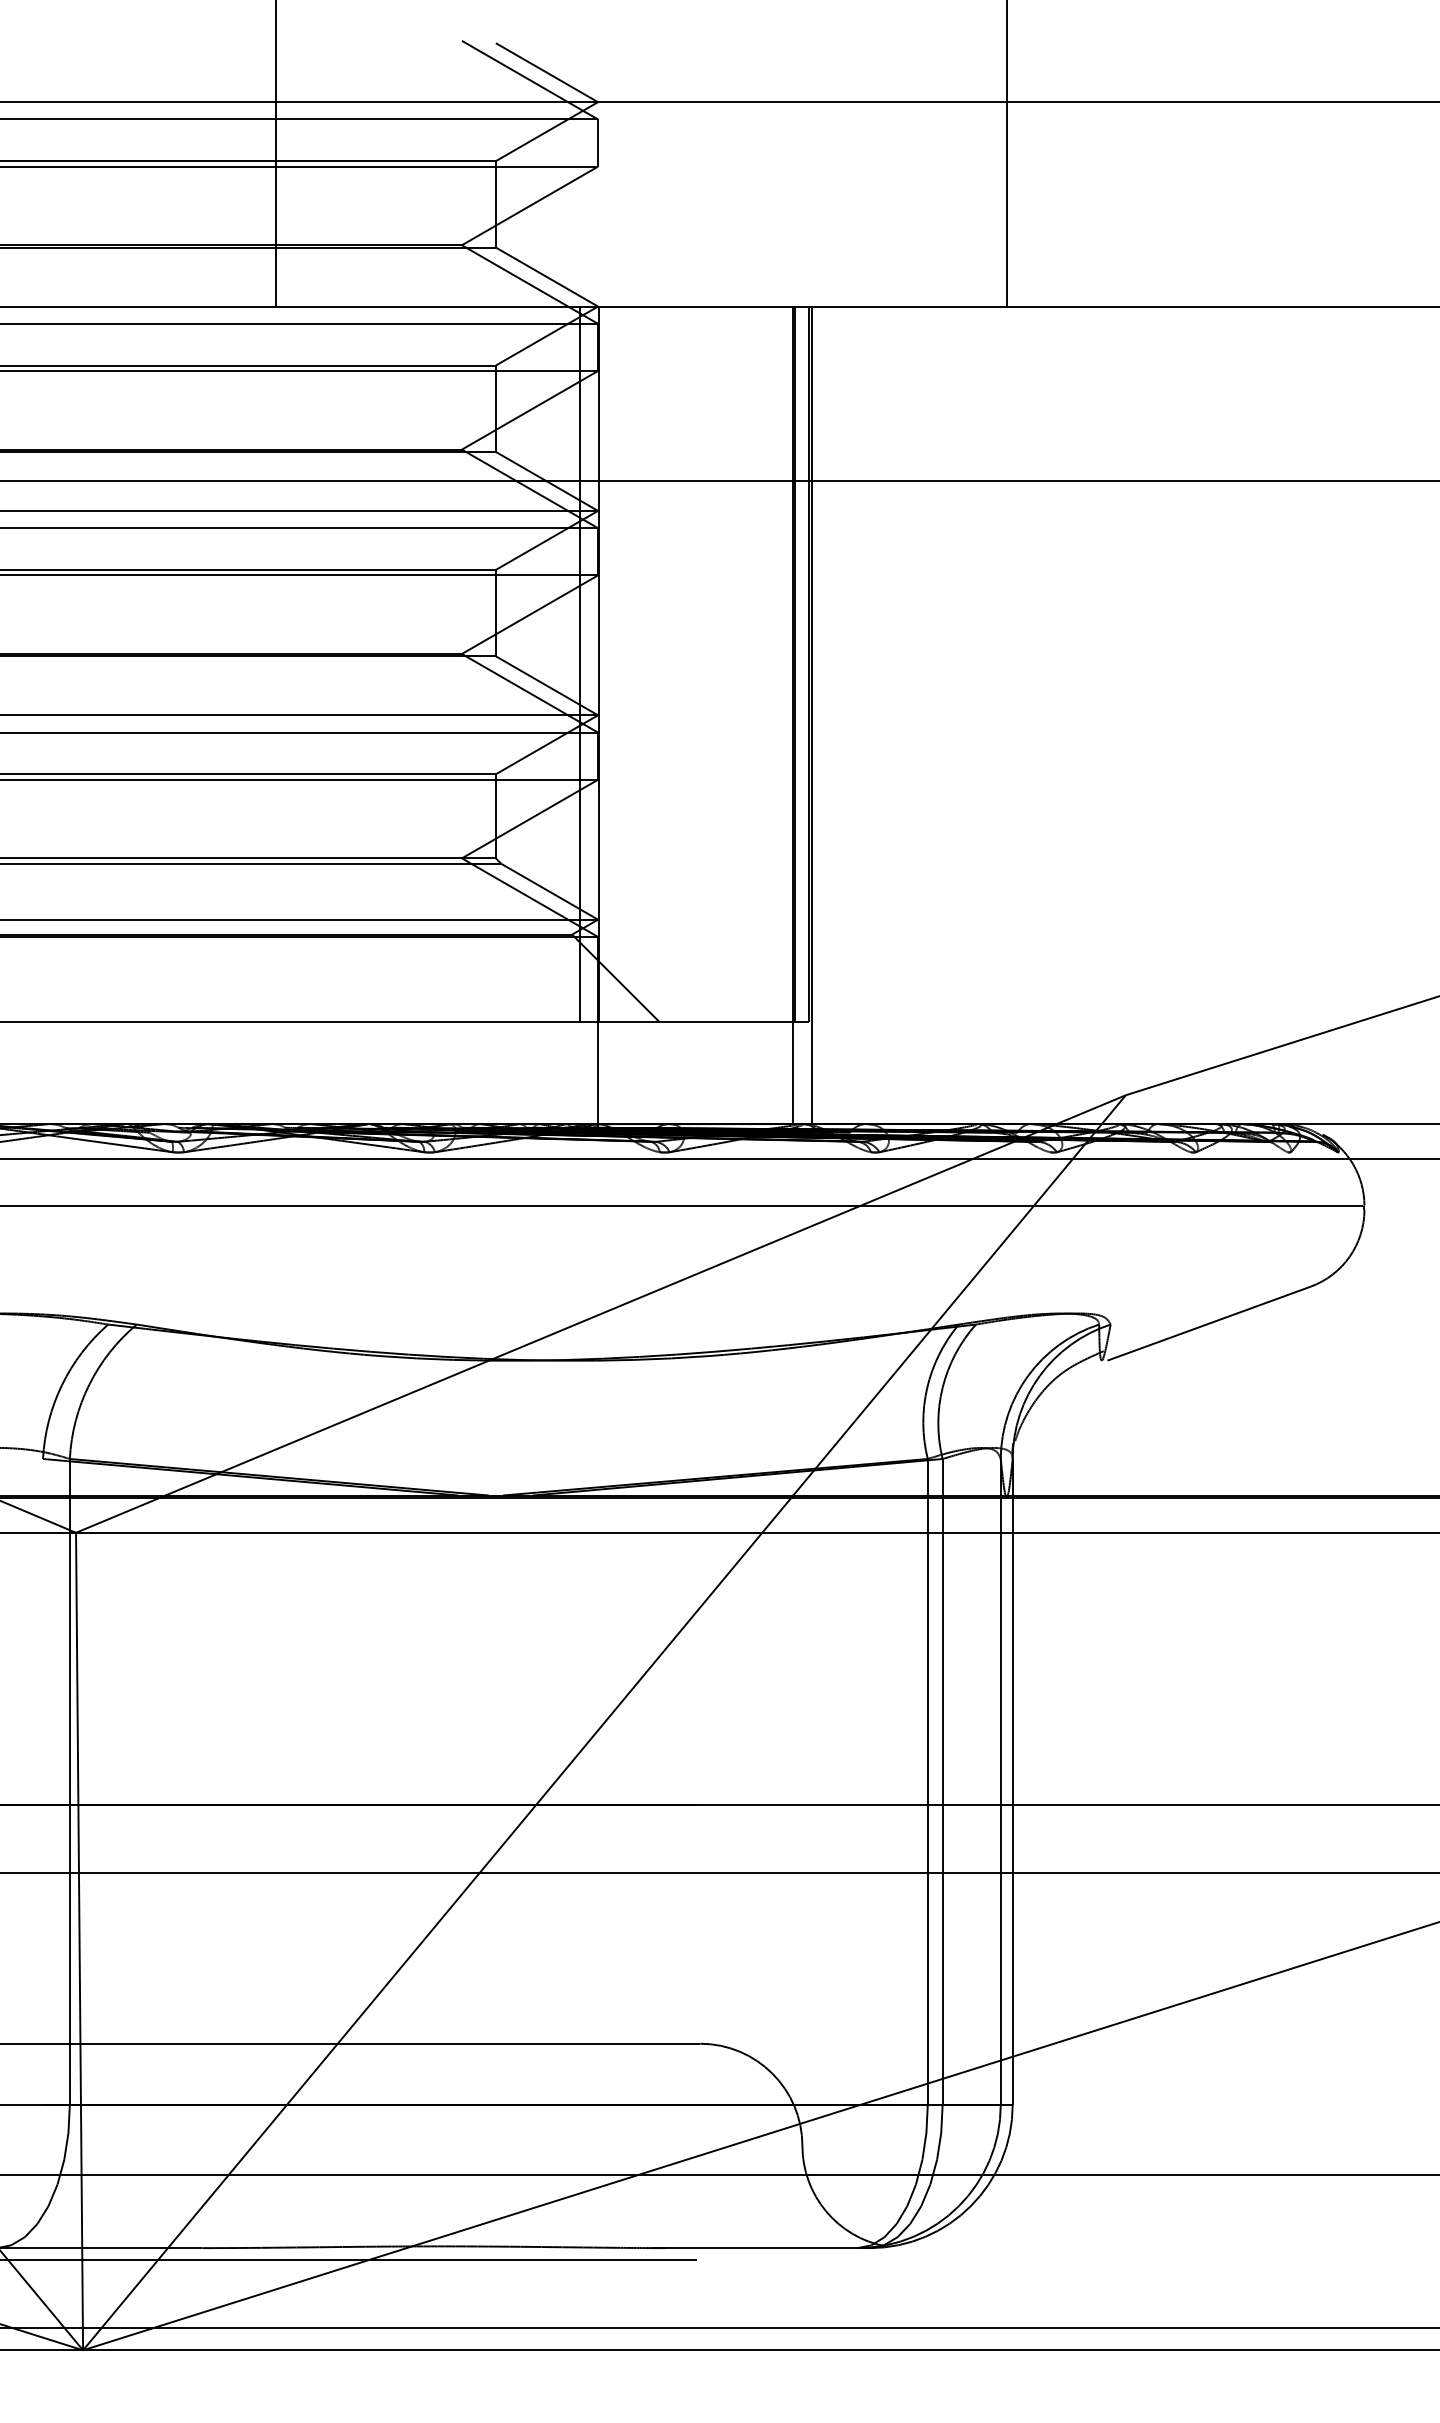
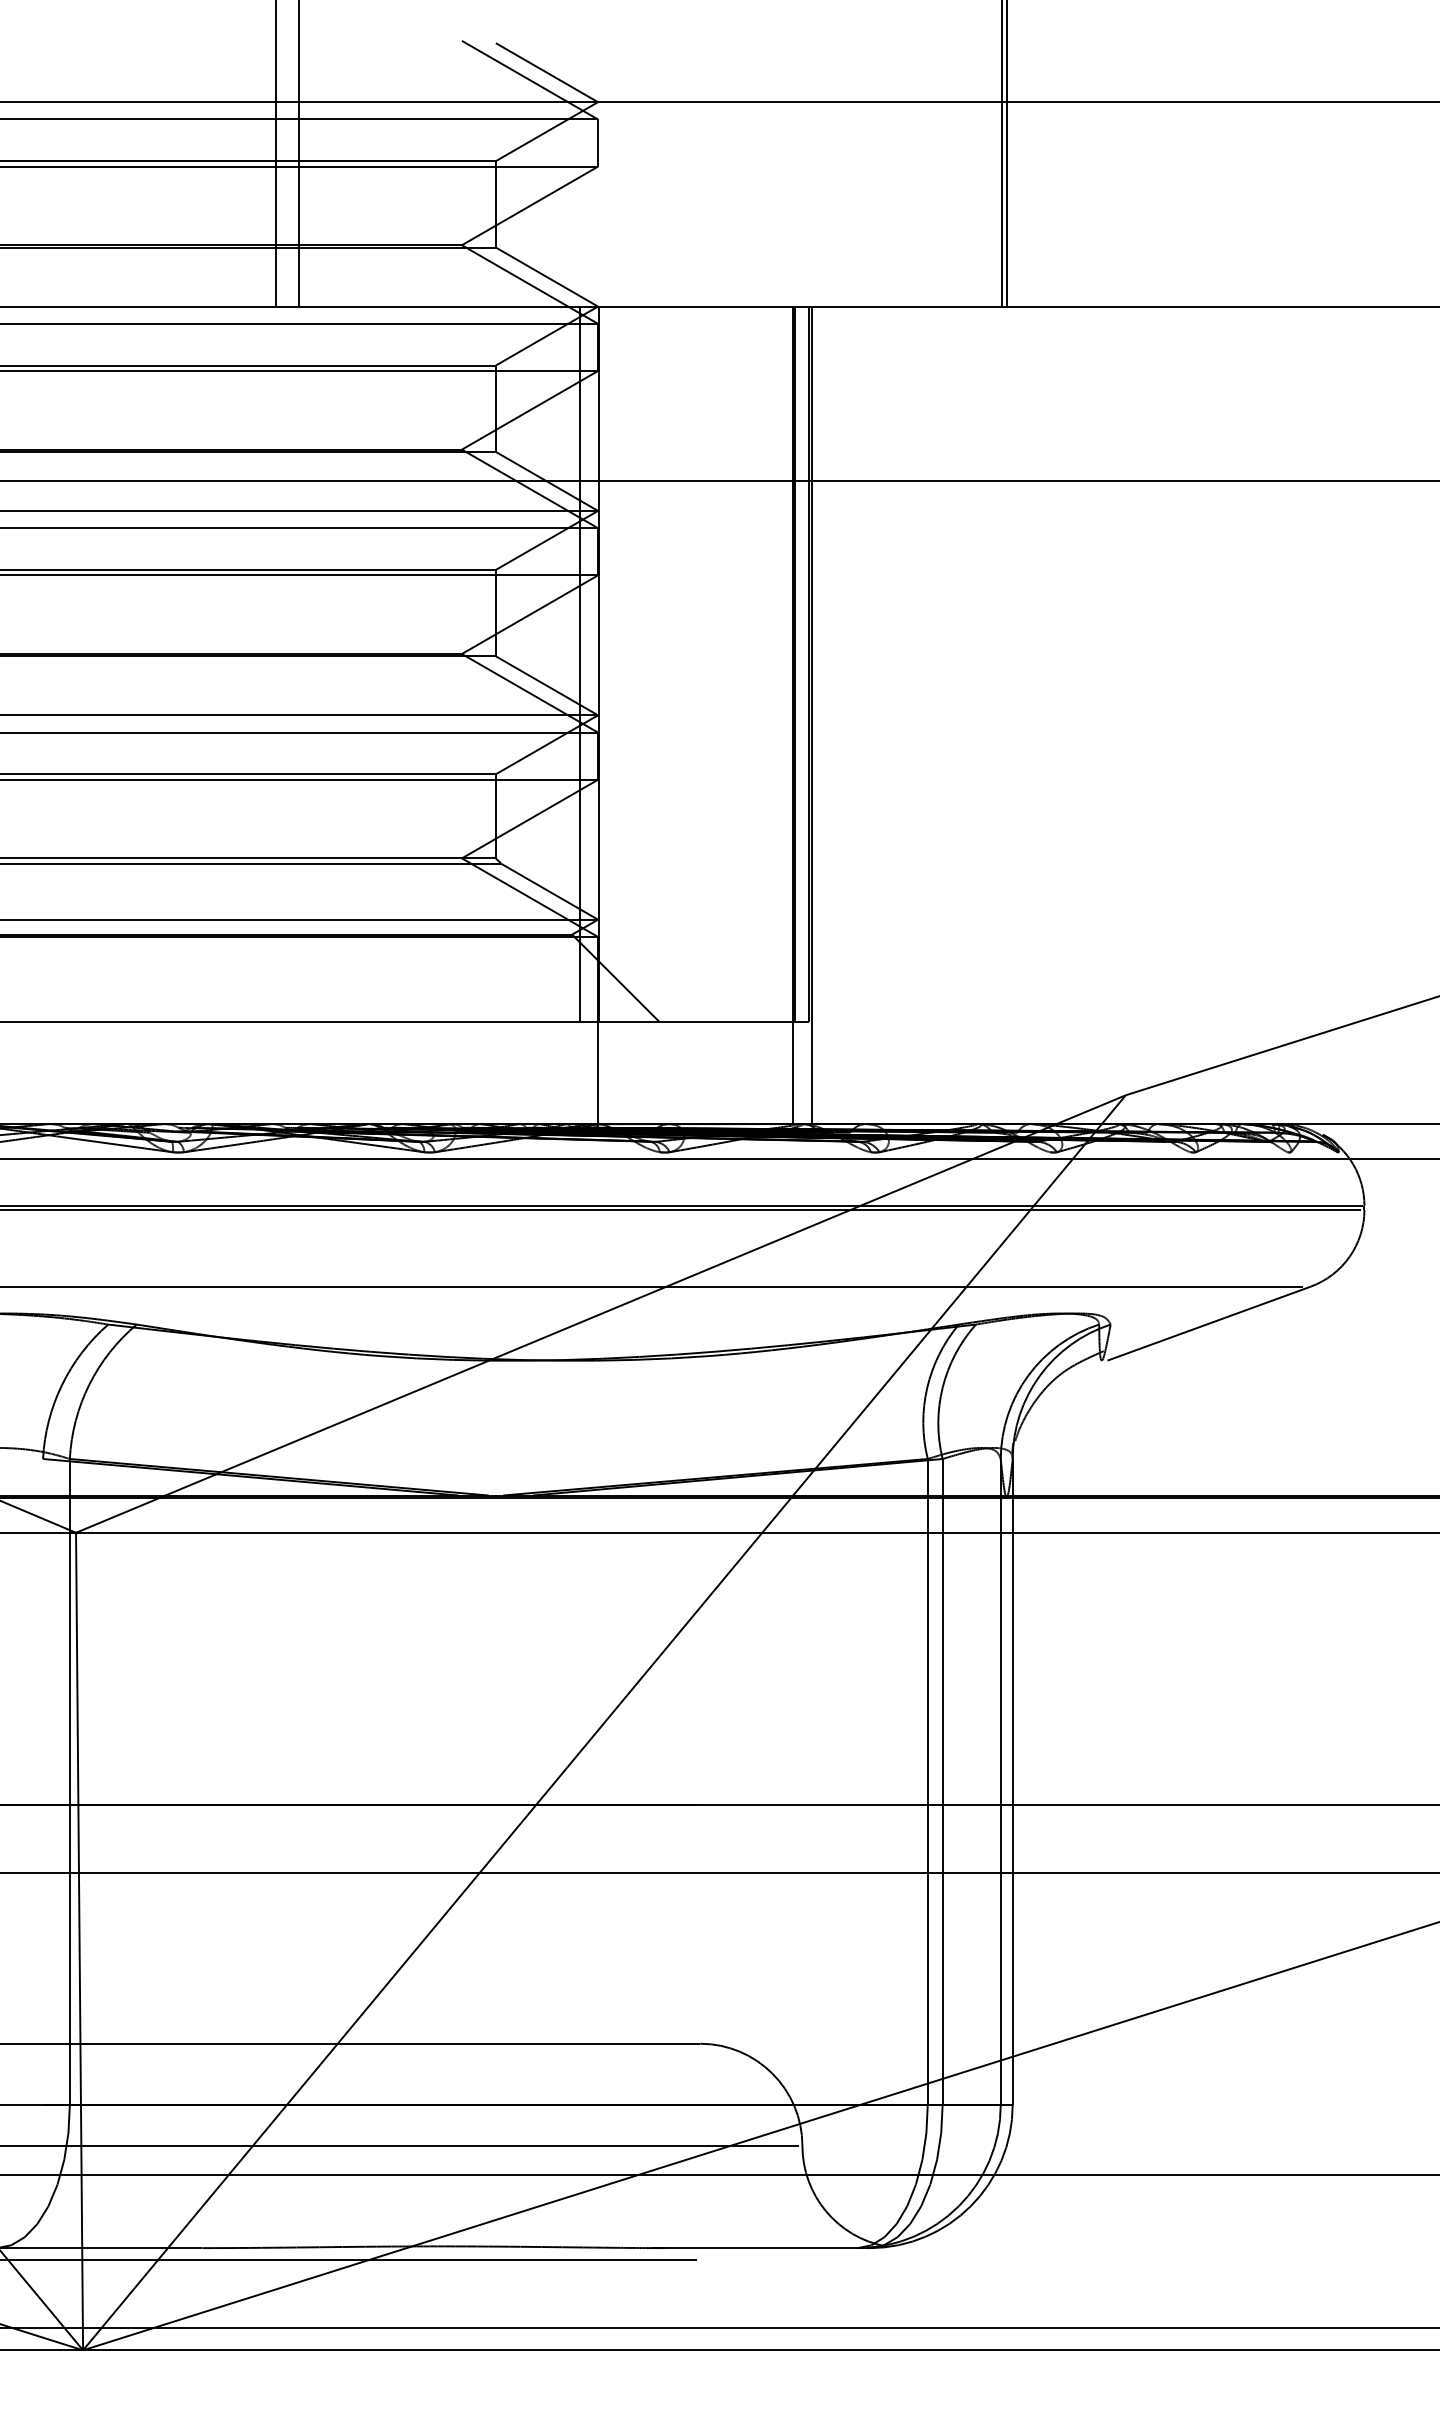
line: none -> present (298, 154)
line: none -> present (1001, 154)
line: none -> present (681, 1209)
line: none -> present (652, 1286)
line: none -> present (400, 2145)
